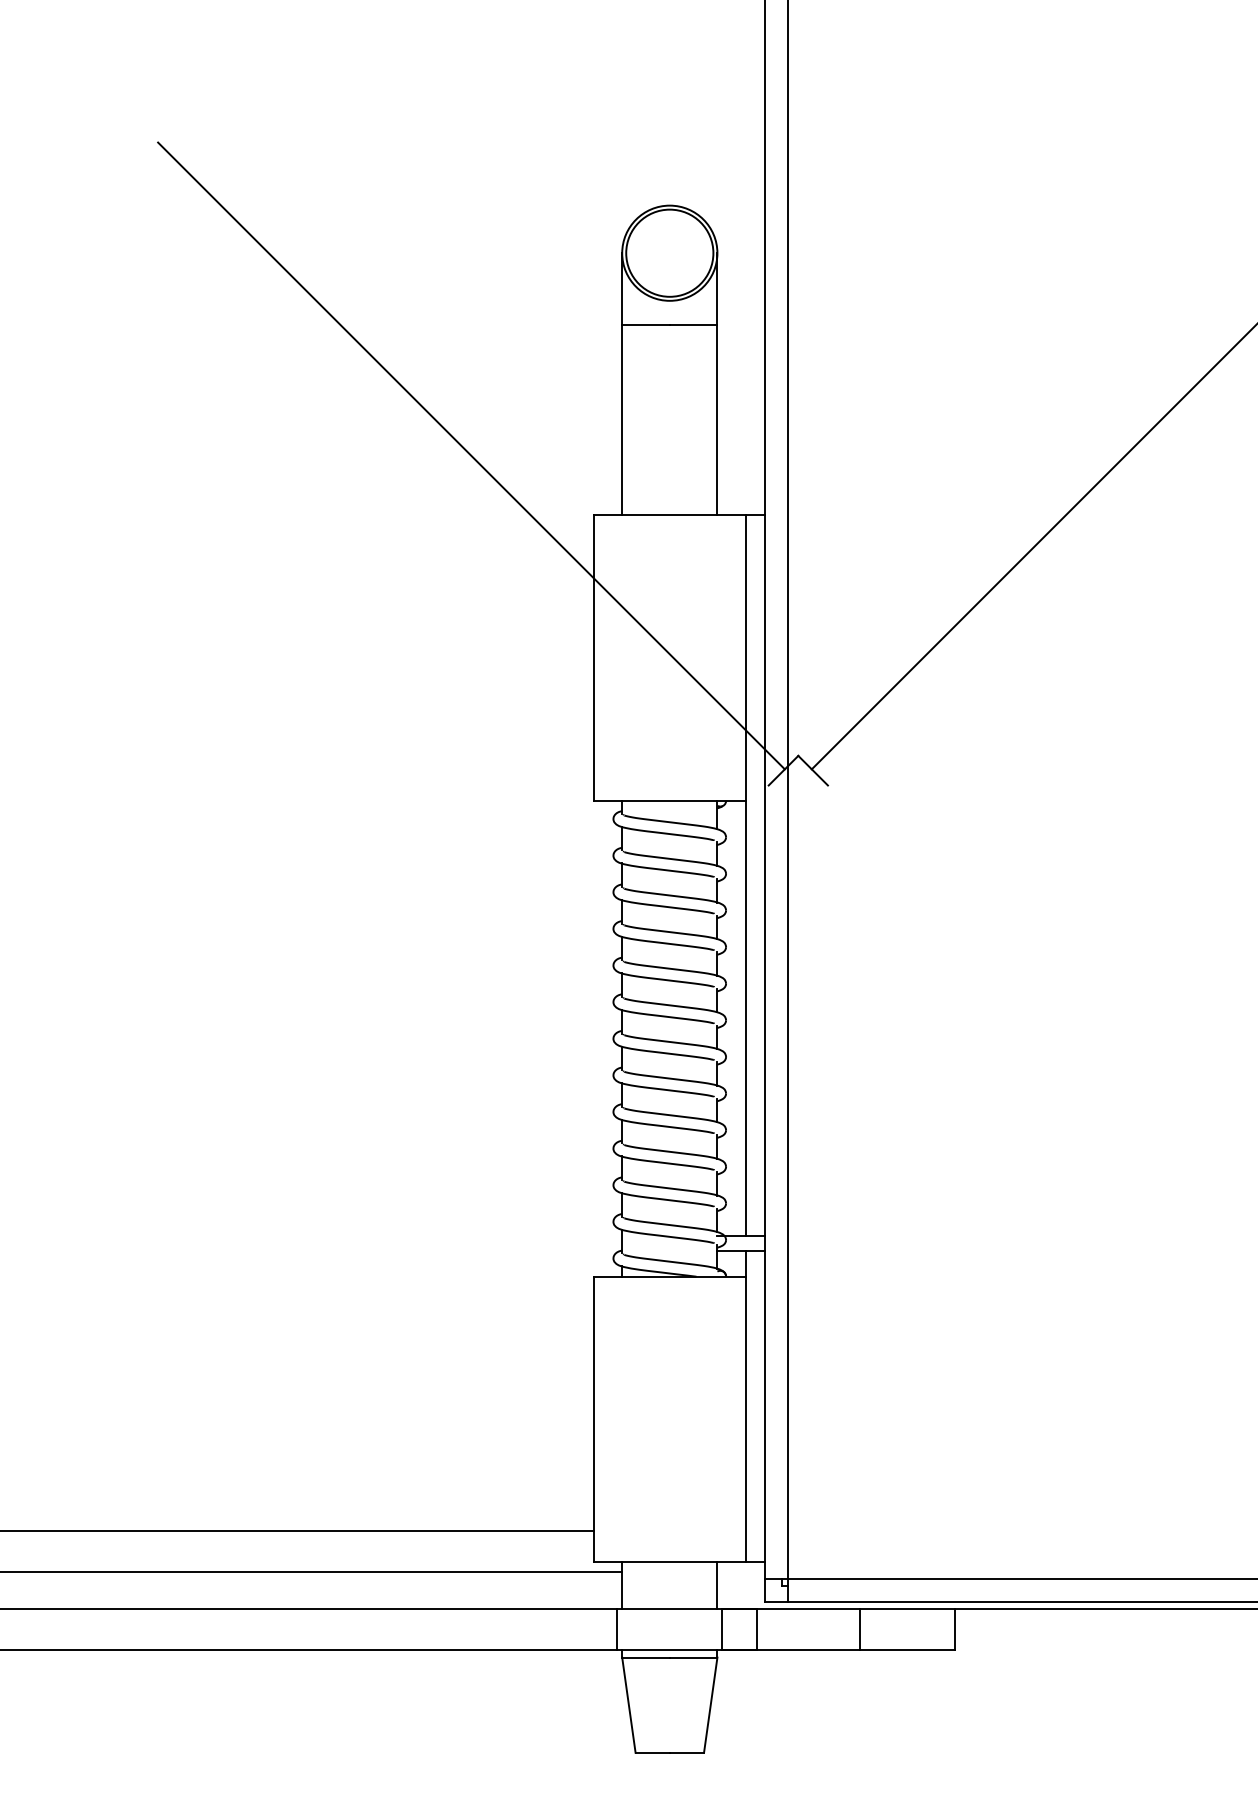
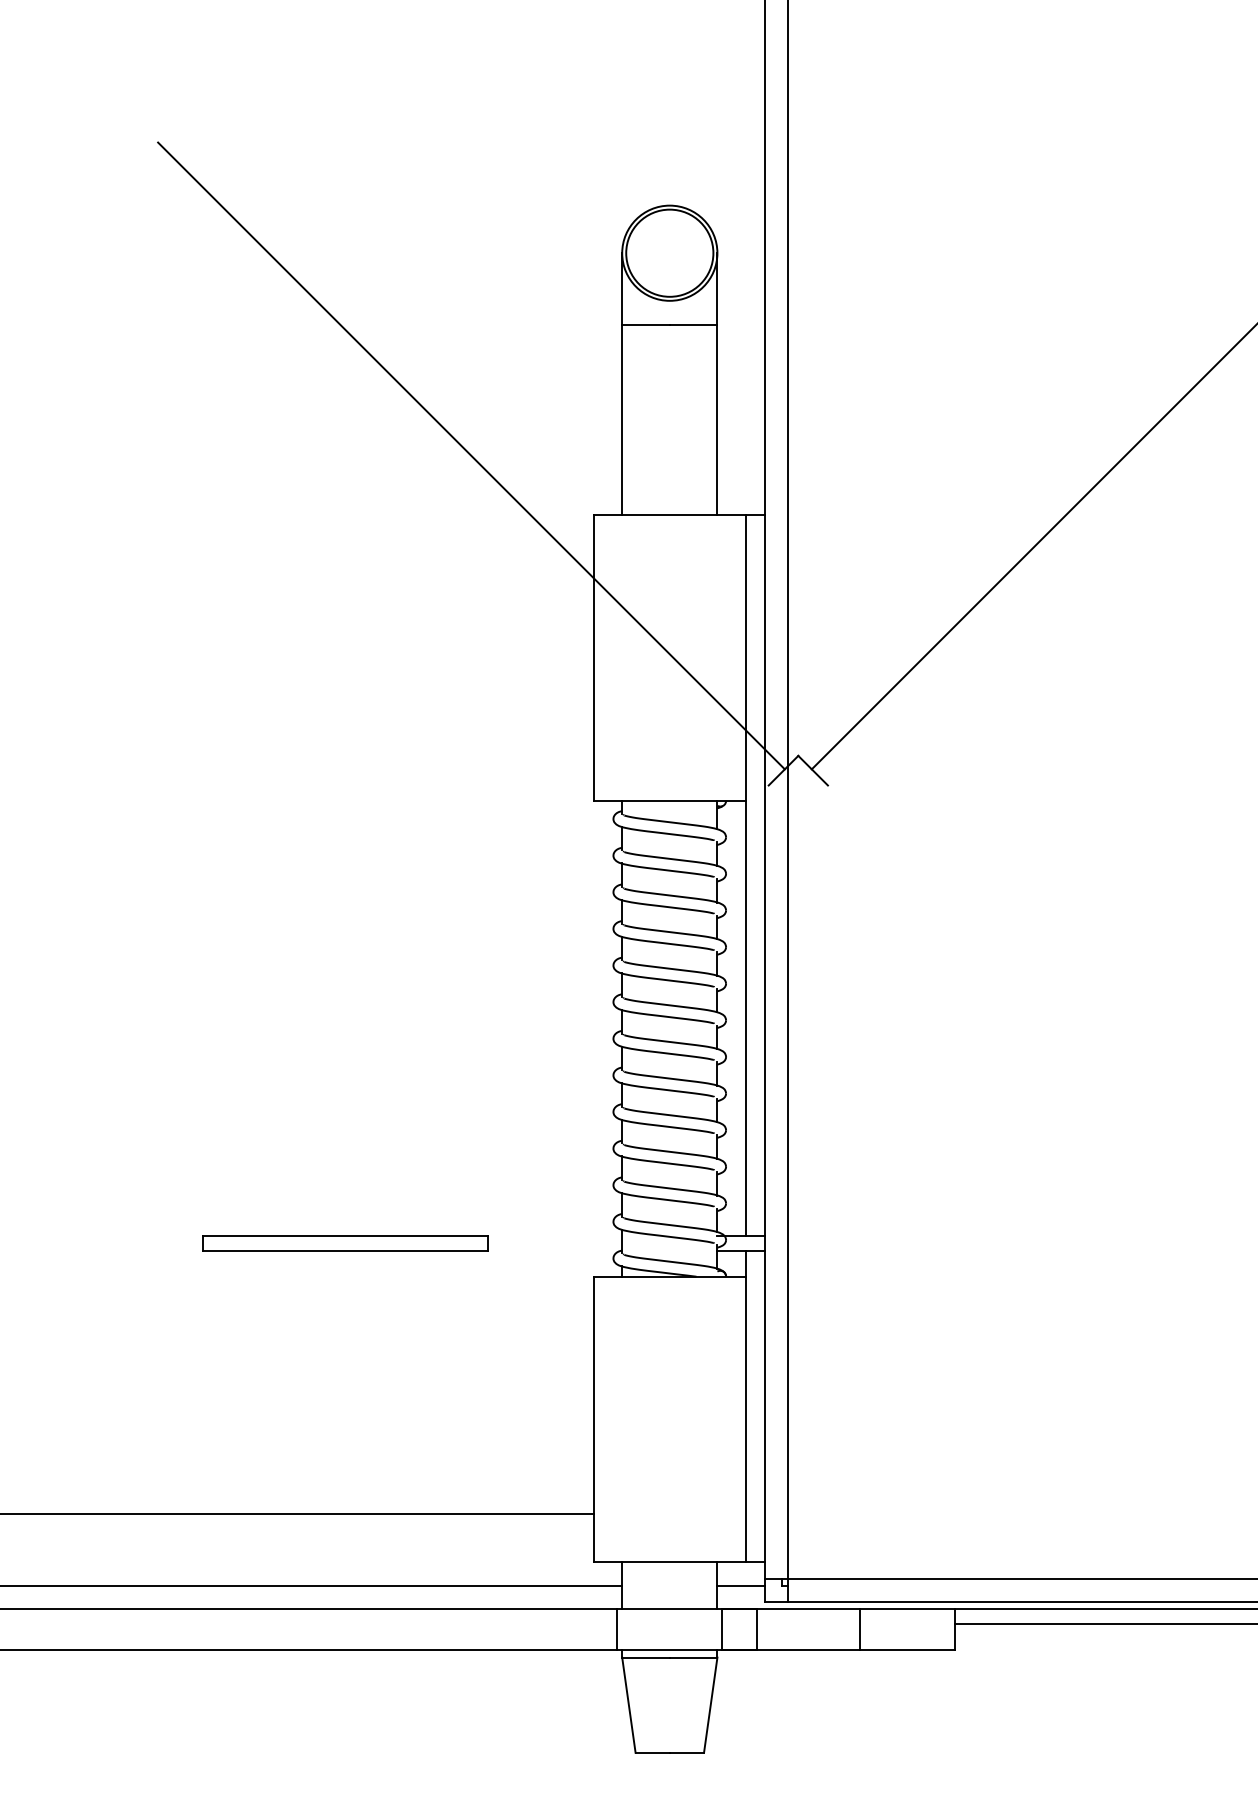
part: none -> present (345, 1243)
line position: (297, 1531) -> (297, 1514) (297, 1514)
line position: (312, 1572) -> (312, 1586) (312, 1586)
line: none -> present (741, 1586)
line: none -> present (1104, 1624)
